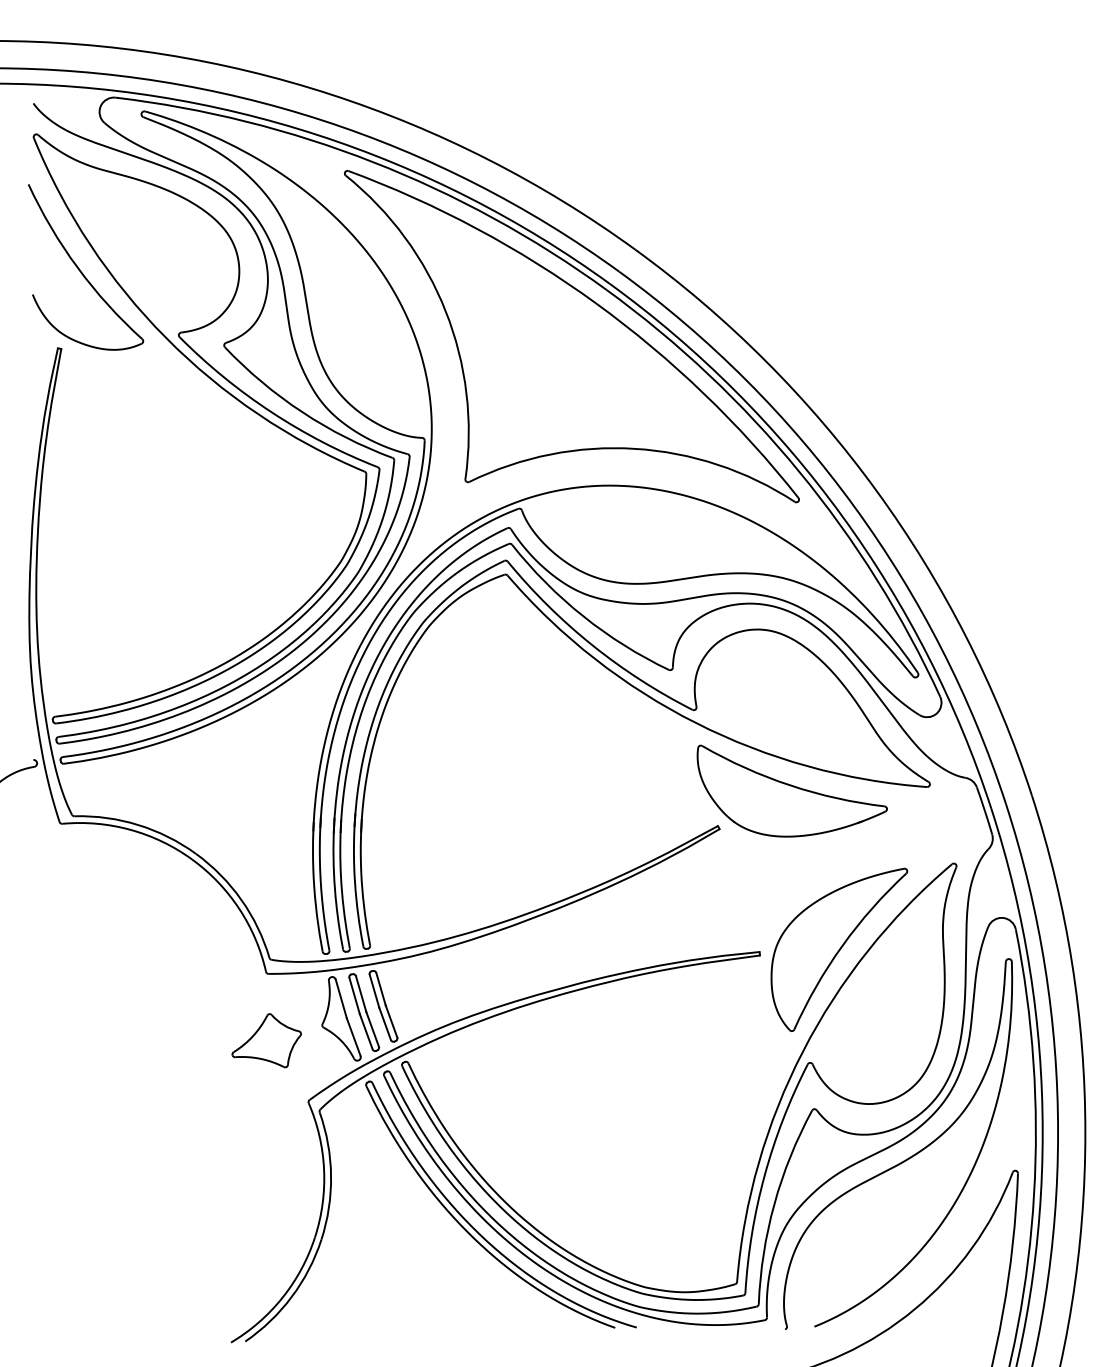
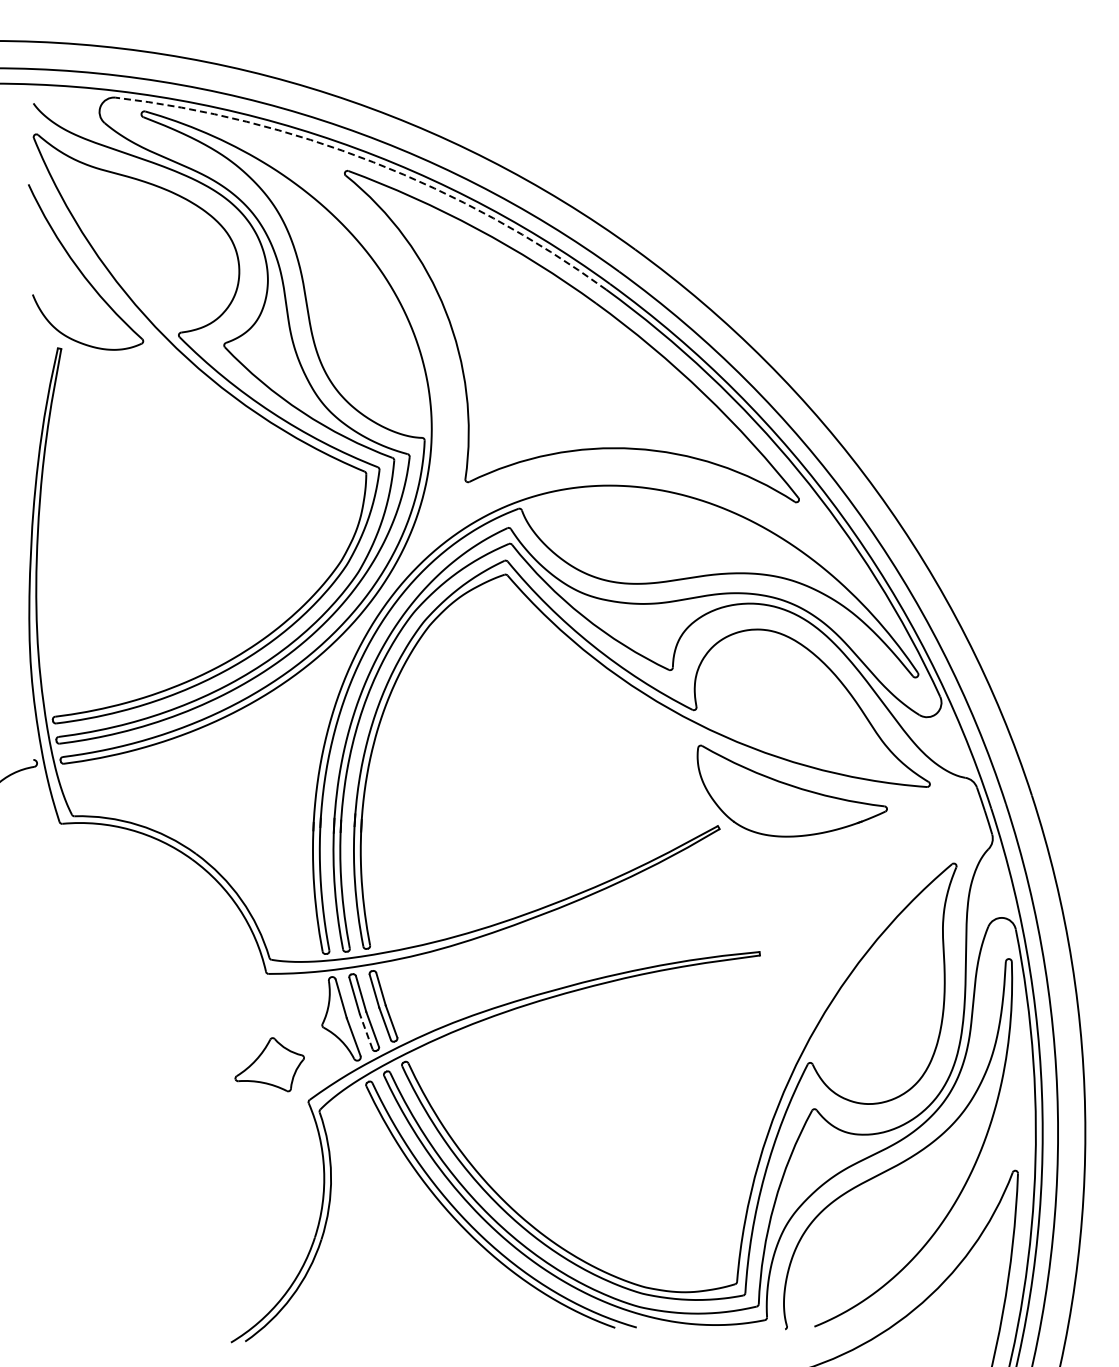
arc: solid -> dashed (373, 162)
part: present -> none (839, 949)
line: solid -> dashed (366, 1031)
part position: (266, 1040) -> (269, 1064) (269, 1064)
